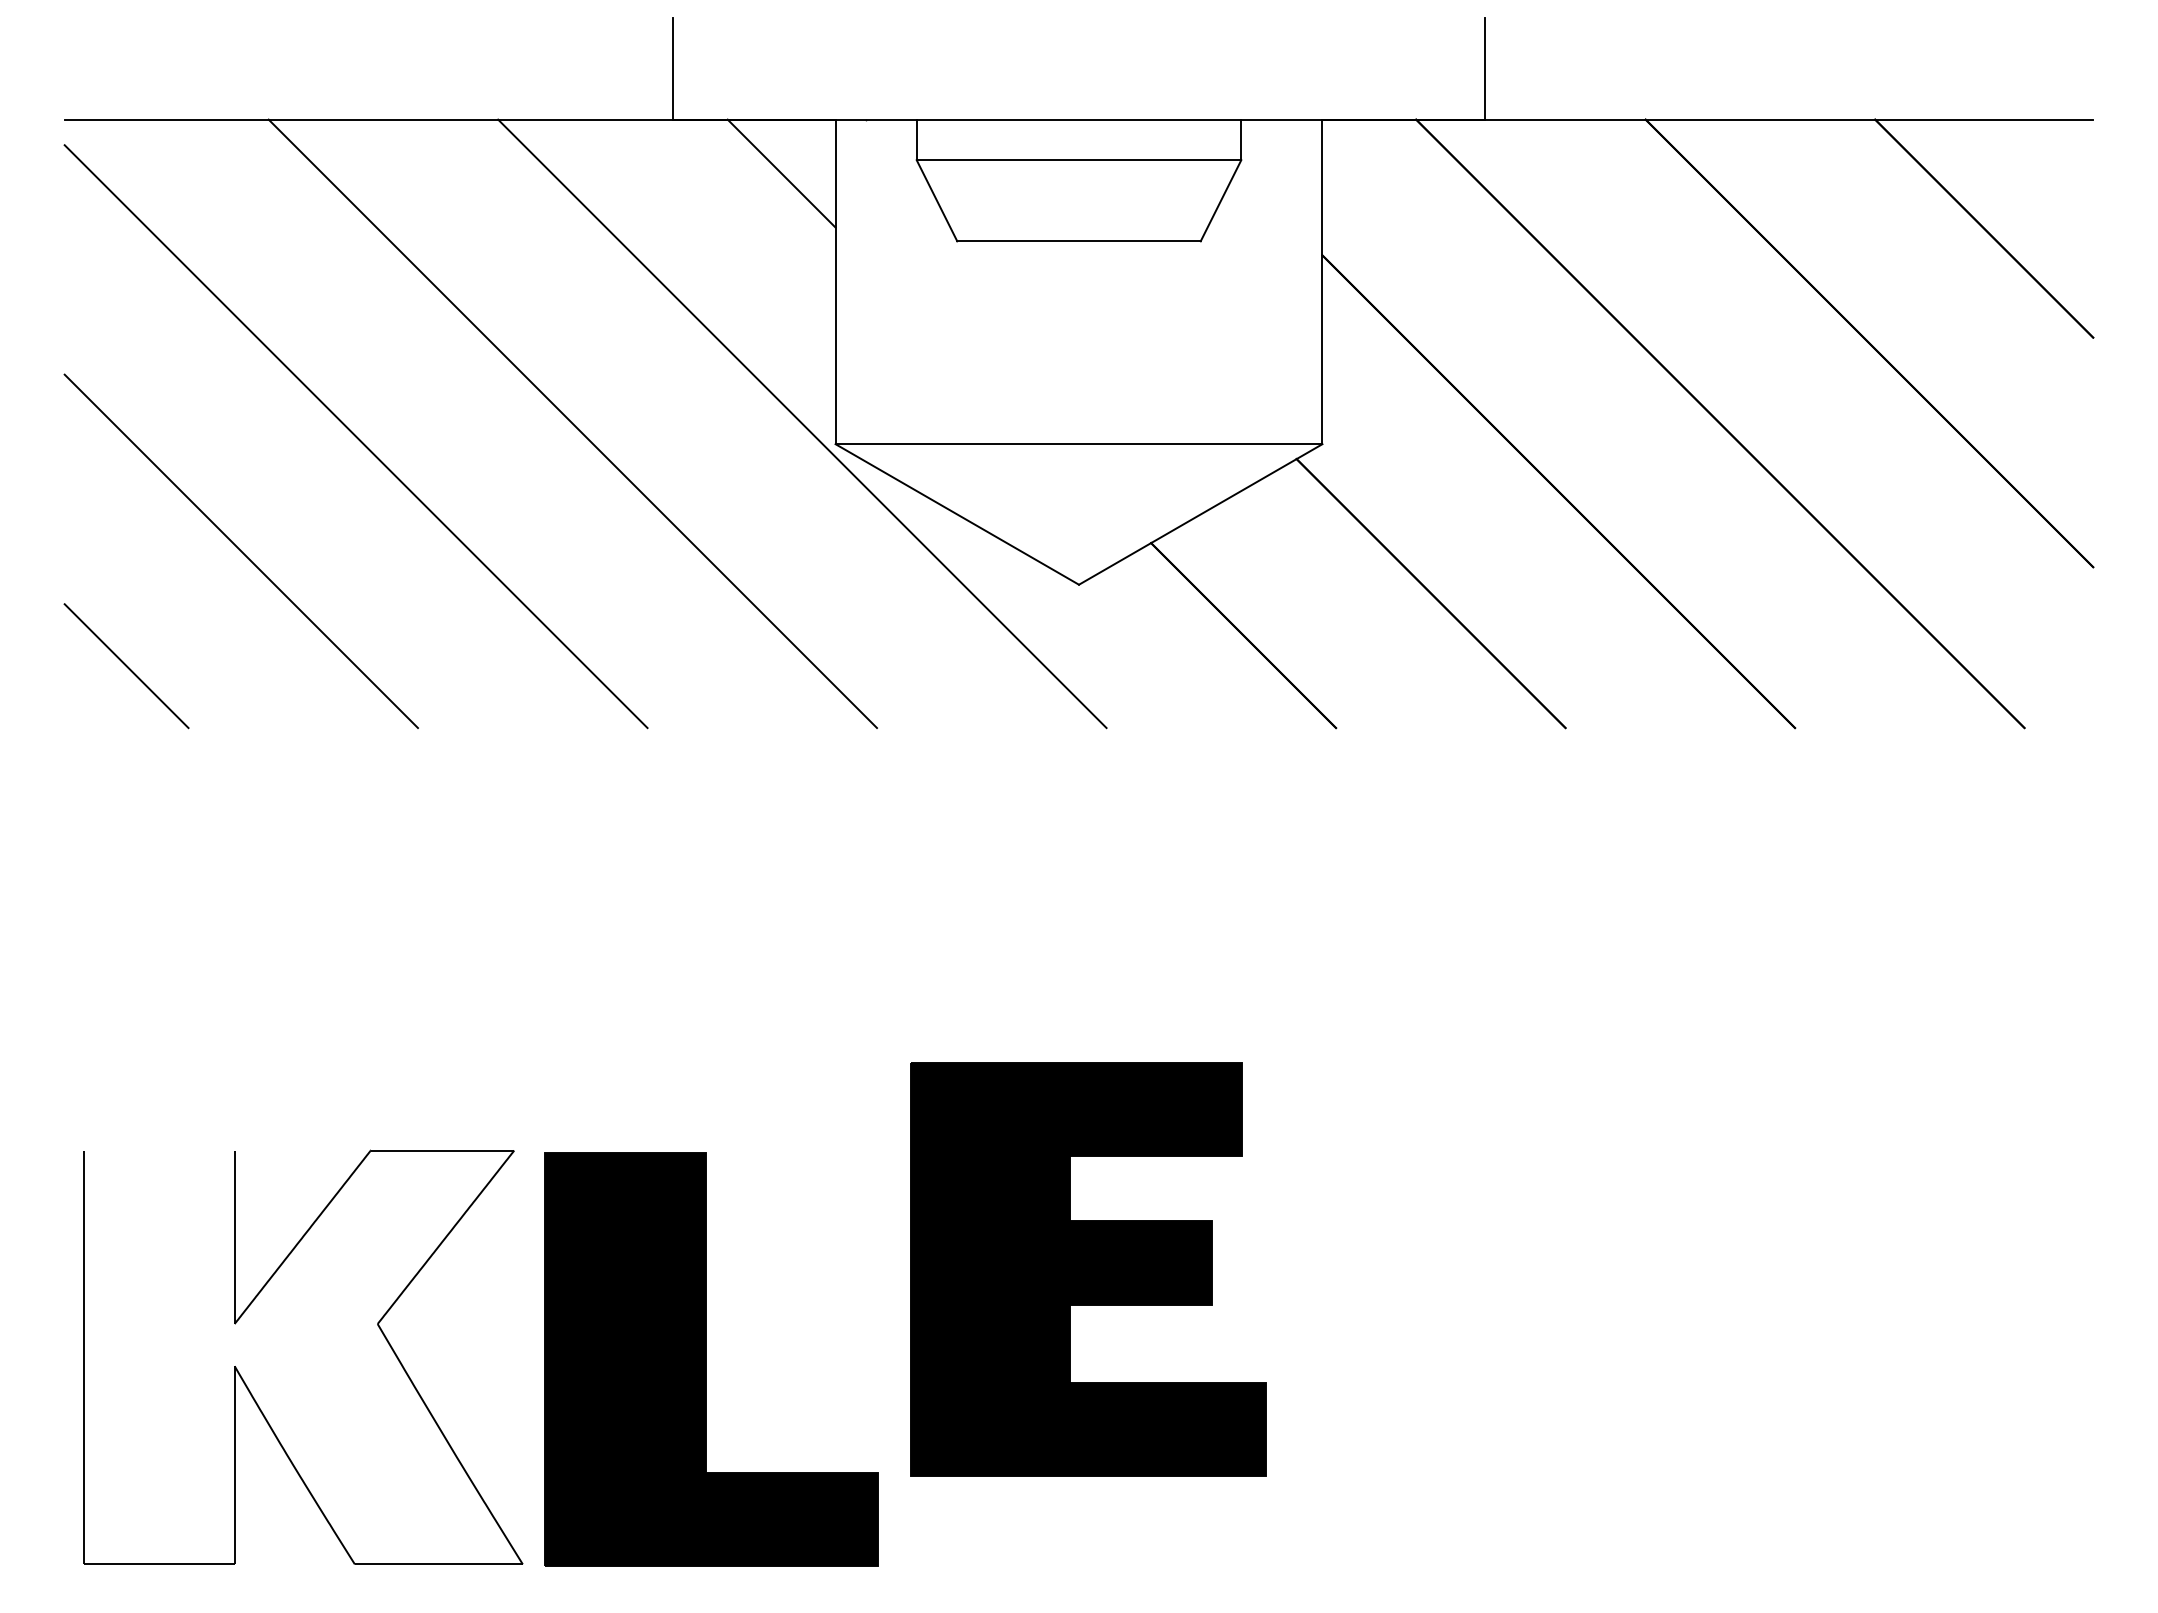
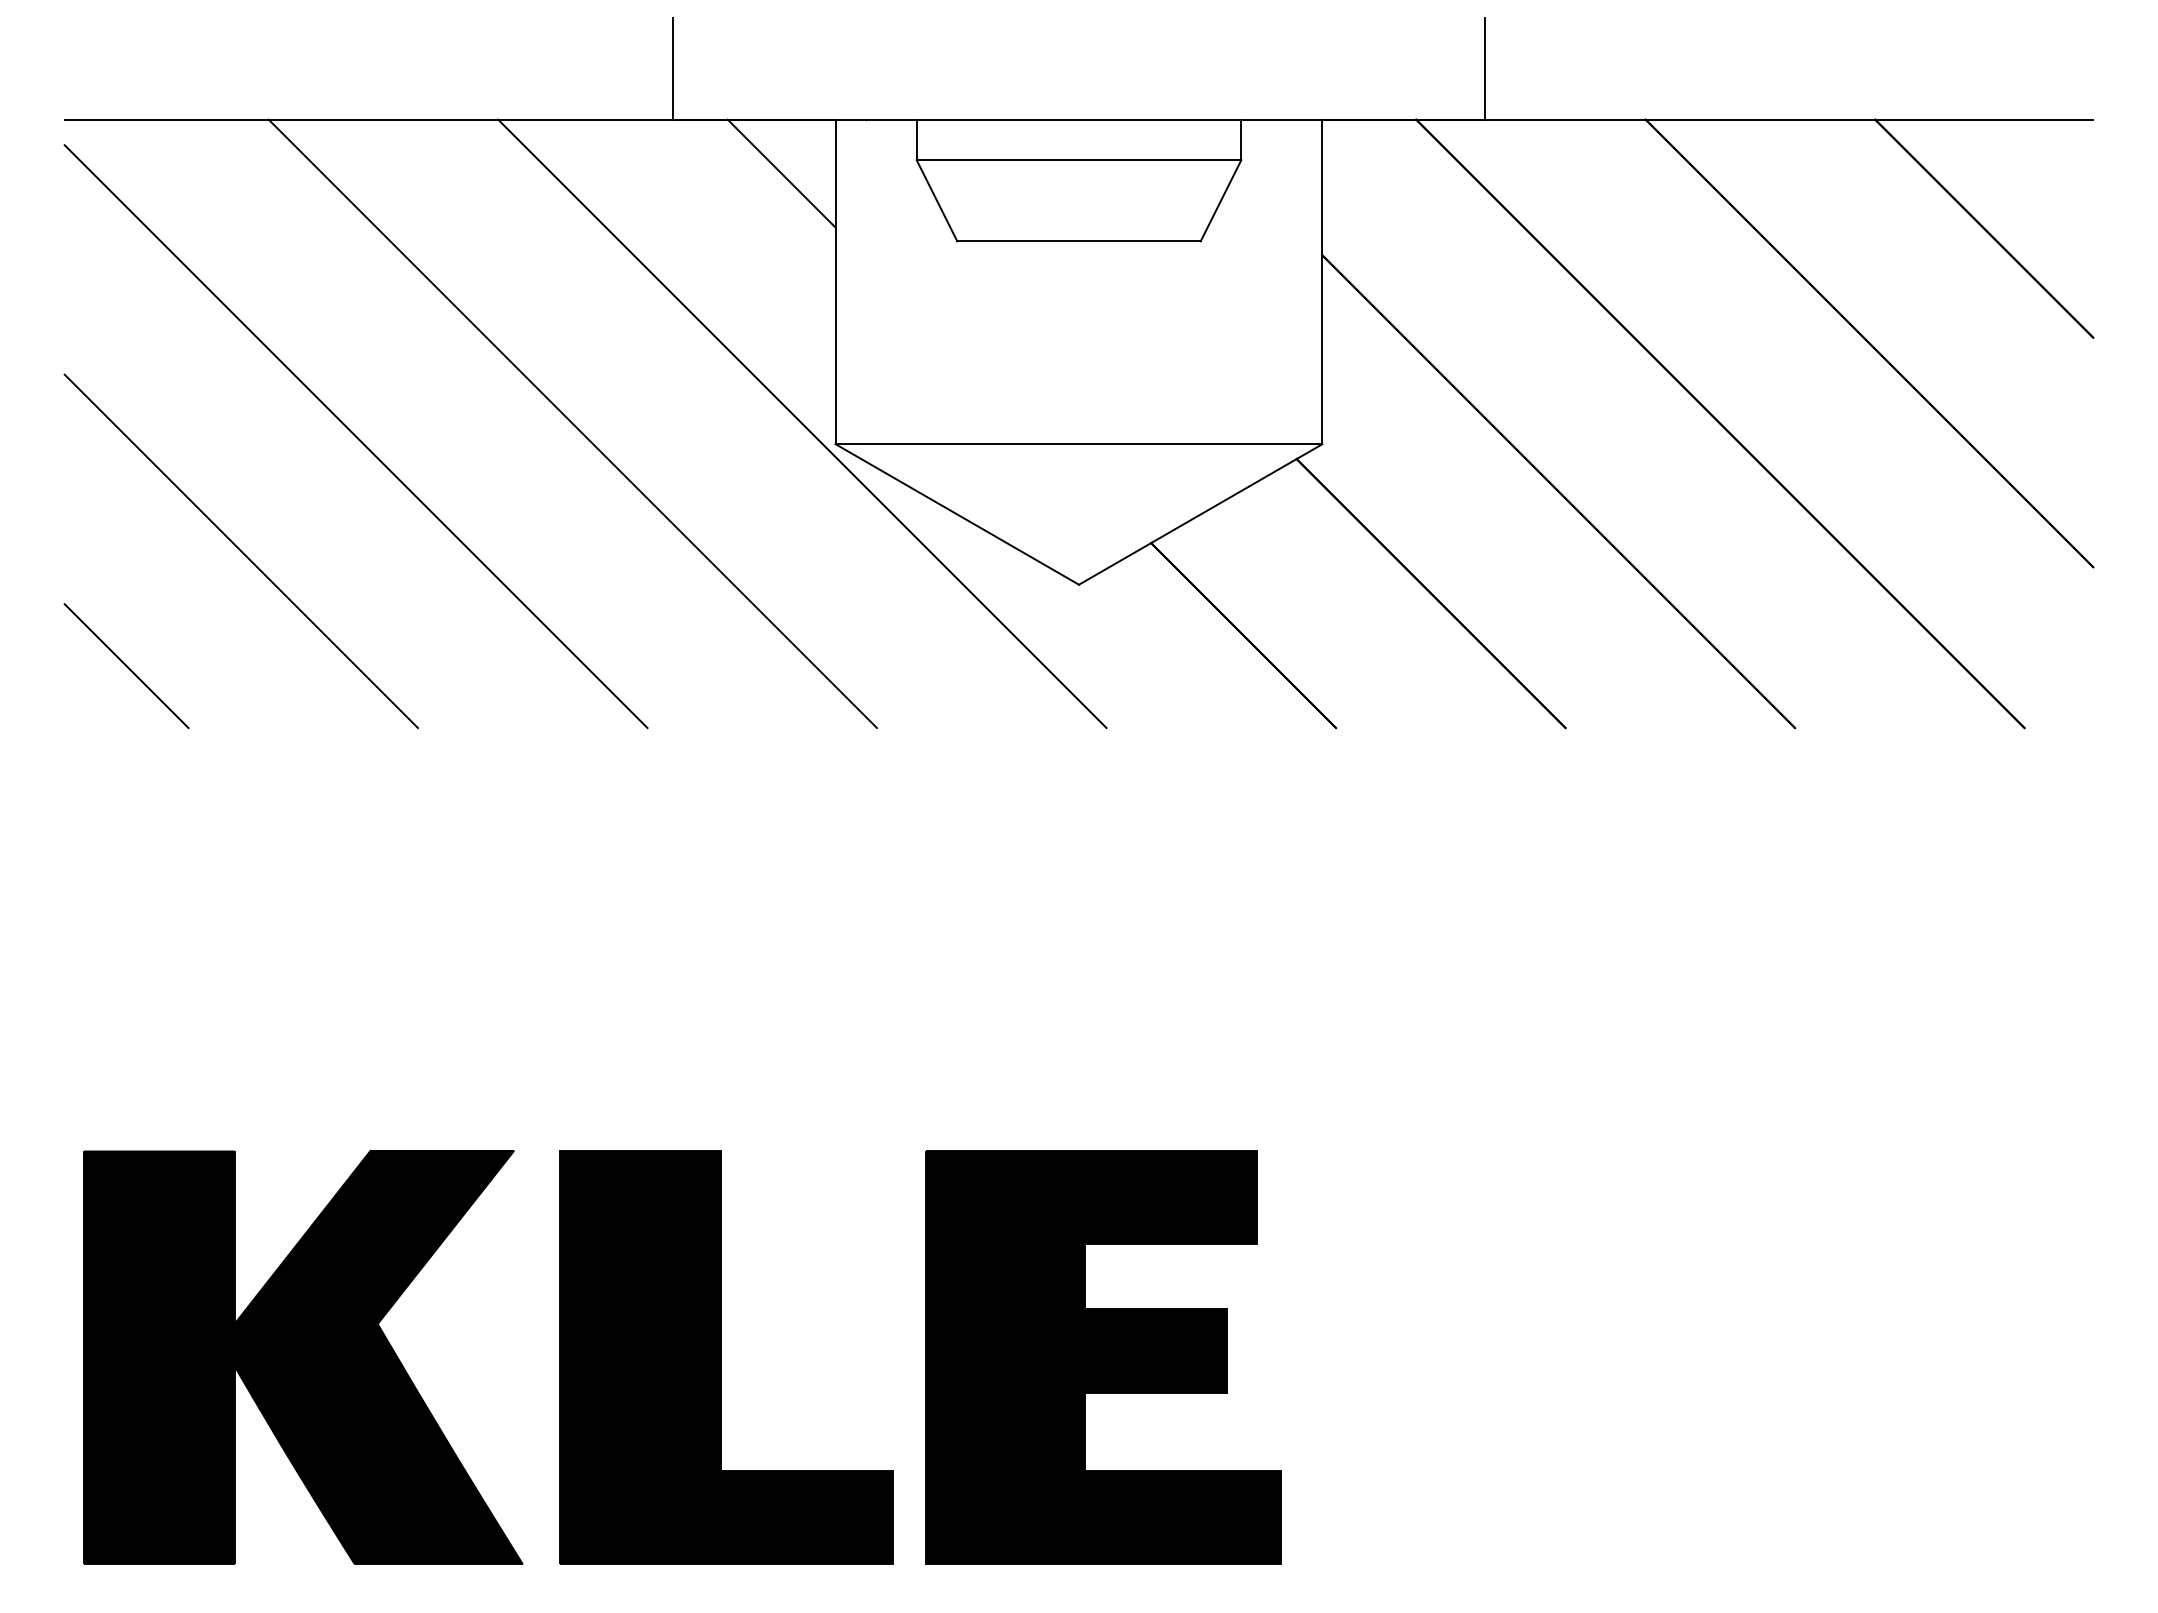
part position: (1088, 1269) -> (1103, 1357) (1103, 1357)
fill: none -> present (303, 1357)
part position: (711, 1359) -> (726, 1357) (726, 1357)
